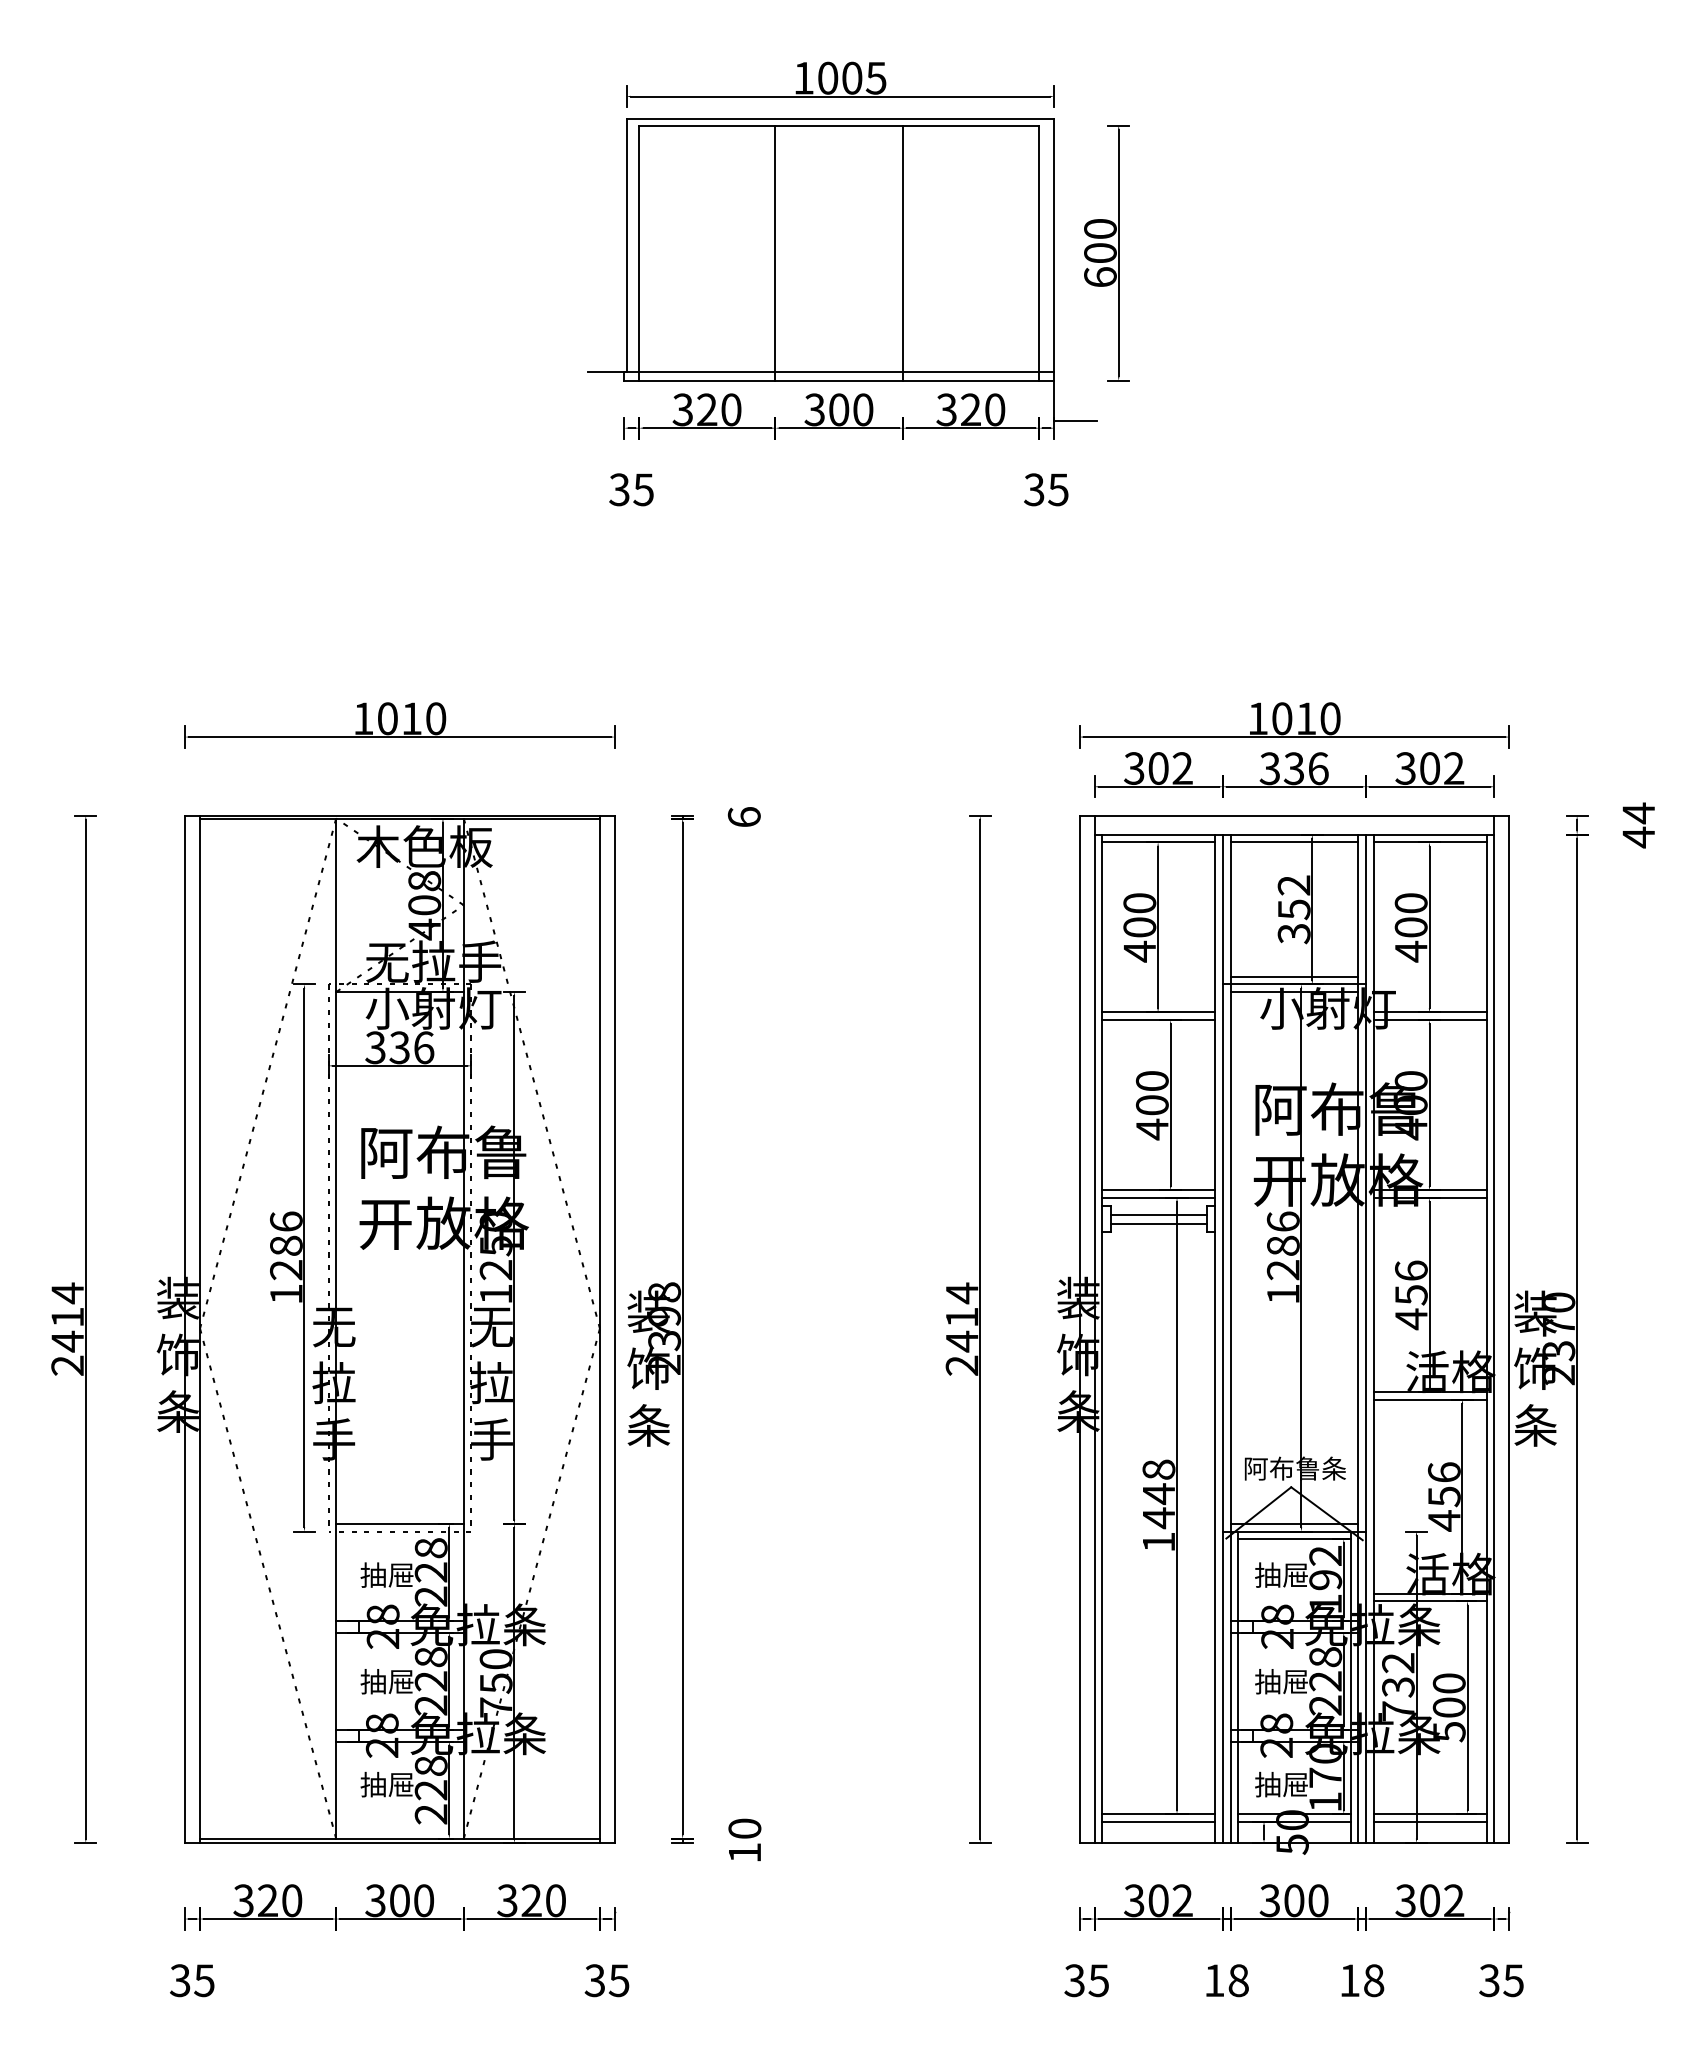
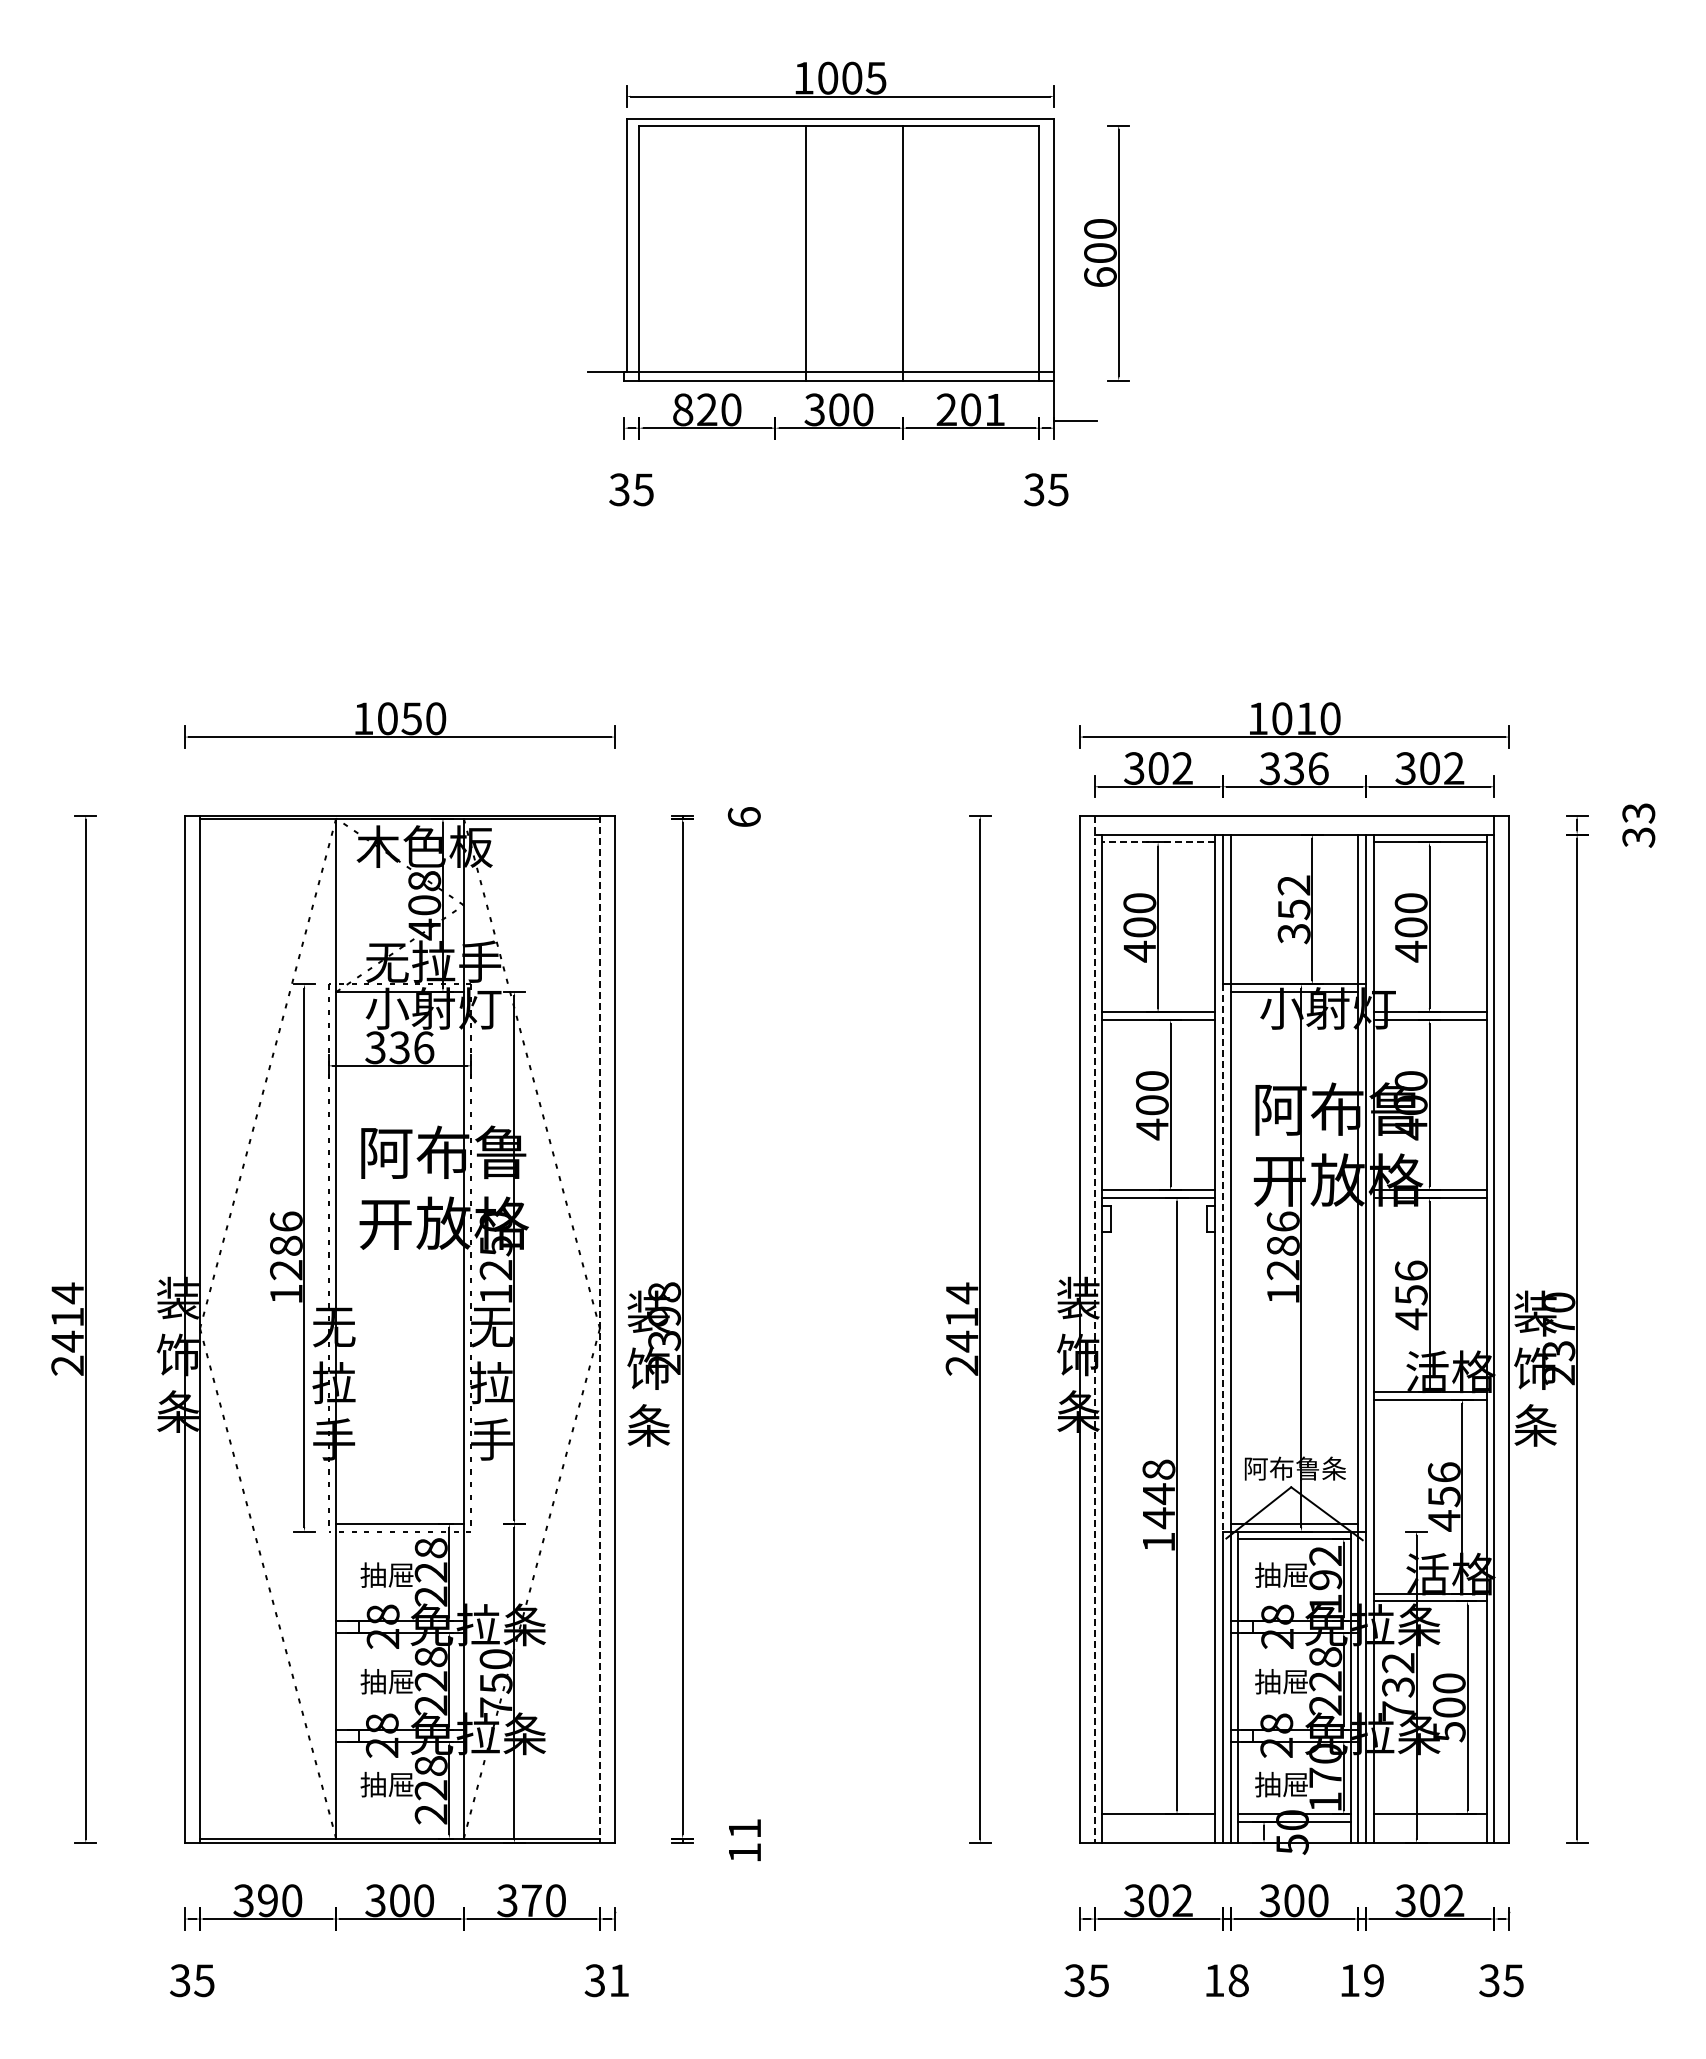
line position: (775, 252) -> (806, 252) (806, 252)
text: 320 -> 820 (682, 409)
text: 320 -> 201 (970, 409)
text: 1010 -> 1050 (411, 718)
text: 44 -> 33 (1638, 825)
line: solid -> dashed (1158, 842)
line: present -> none (1294, 842)
line: present -> none (1294, 976)
line: present -> none (1158, 1215)
line: present -> none (1158, 1223)
line: solid -> dashed (1222, 1257)
line: solid -> dashed (599, 1329)
line: solid -> dashed (1094, 1329)
line: present -> none (1158, 1821)
line: present -> none (1429, 1821)
text: 10 -> 11 (744, 1828)
text: 320 -> 390 (267, 1900)
text: 320 -> 370 (531, 1900)
text: 35 -> 31 (618, 1980)
text: 18 -> 19 (1374, 1980)
